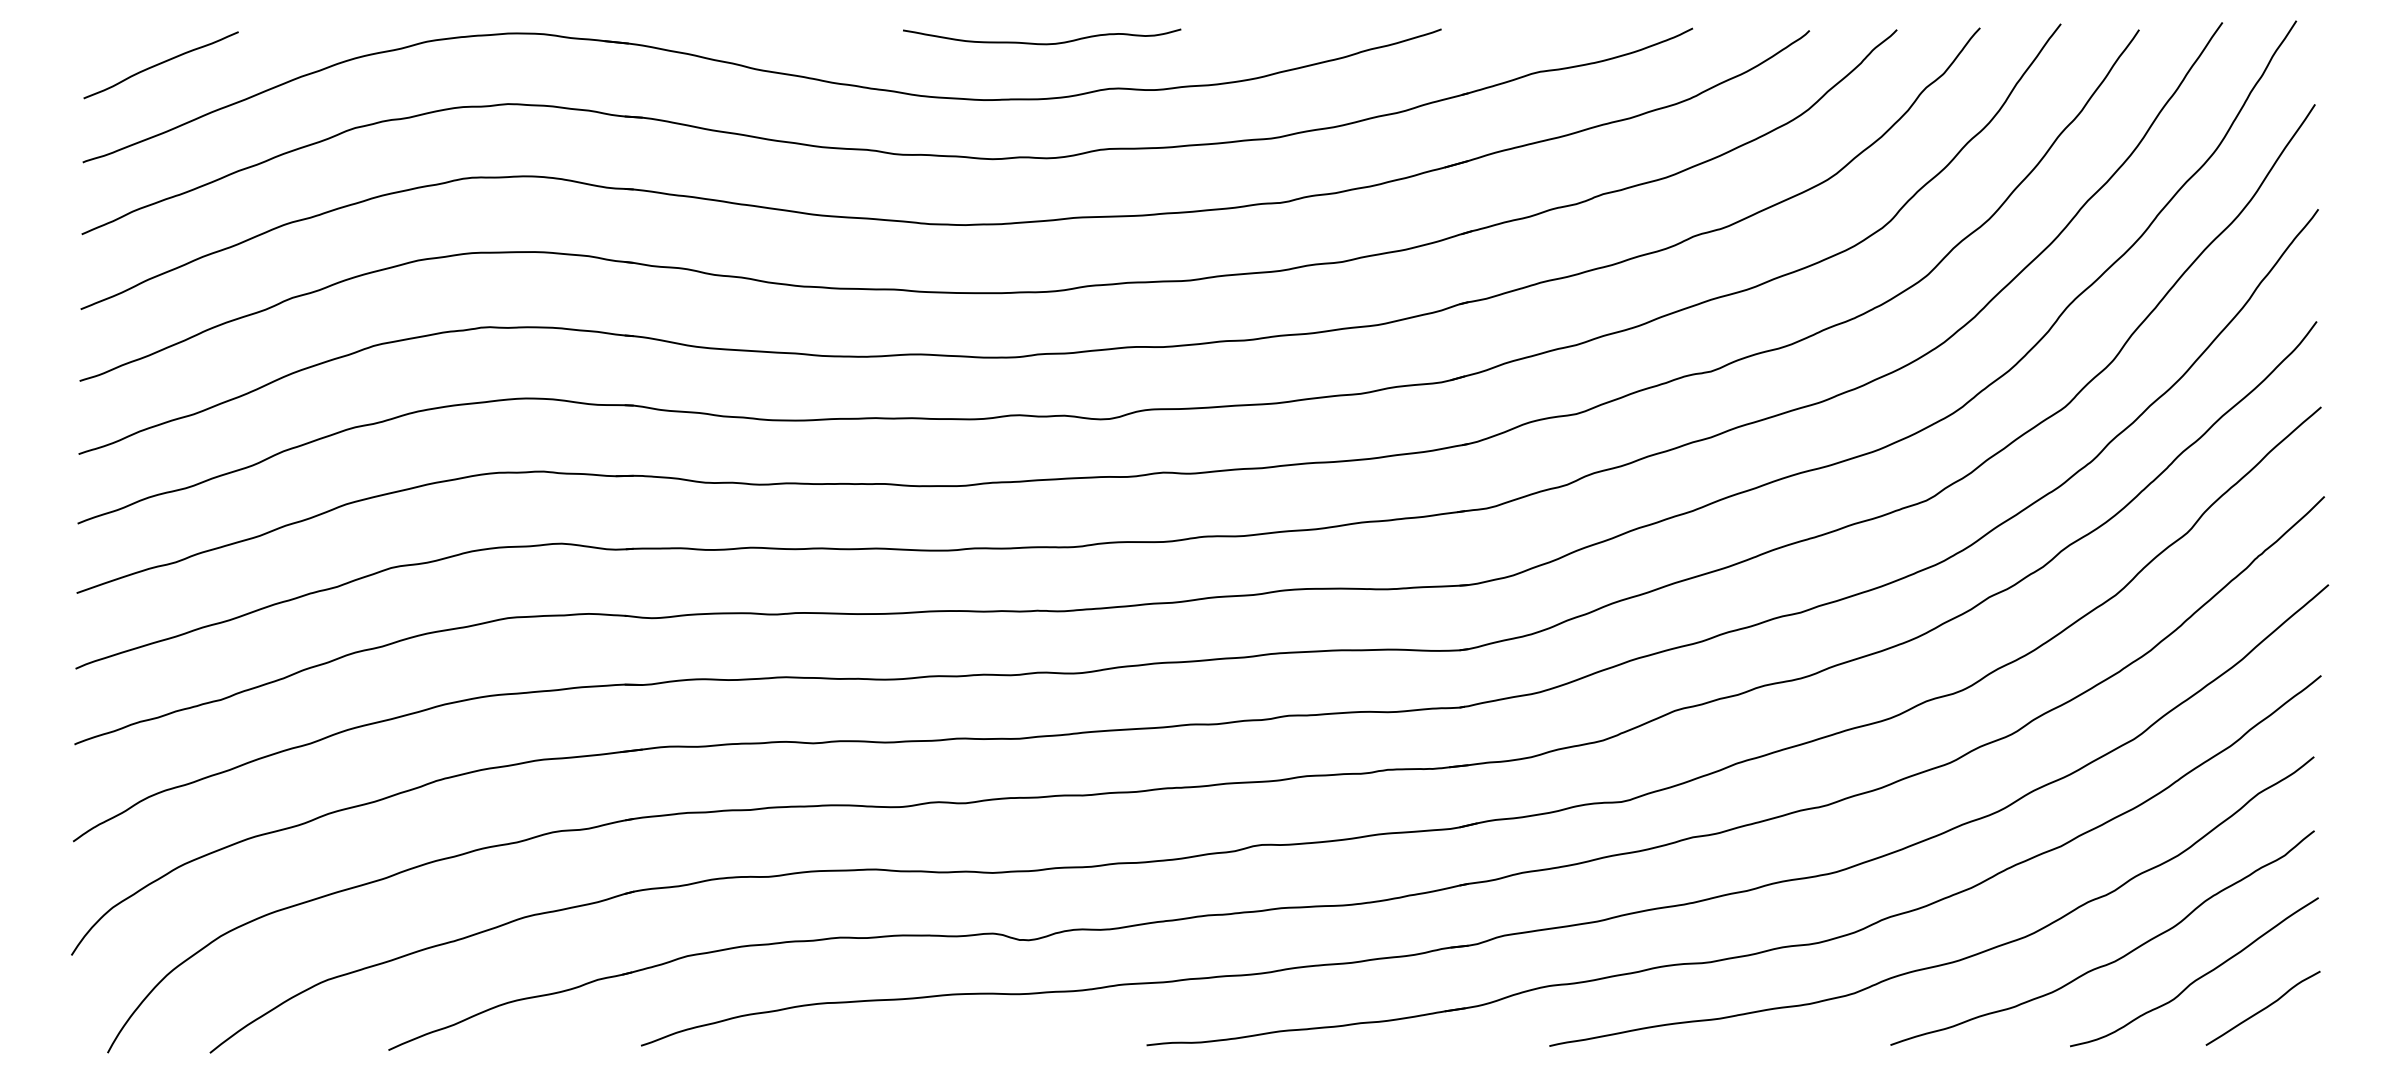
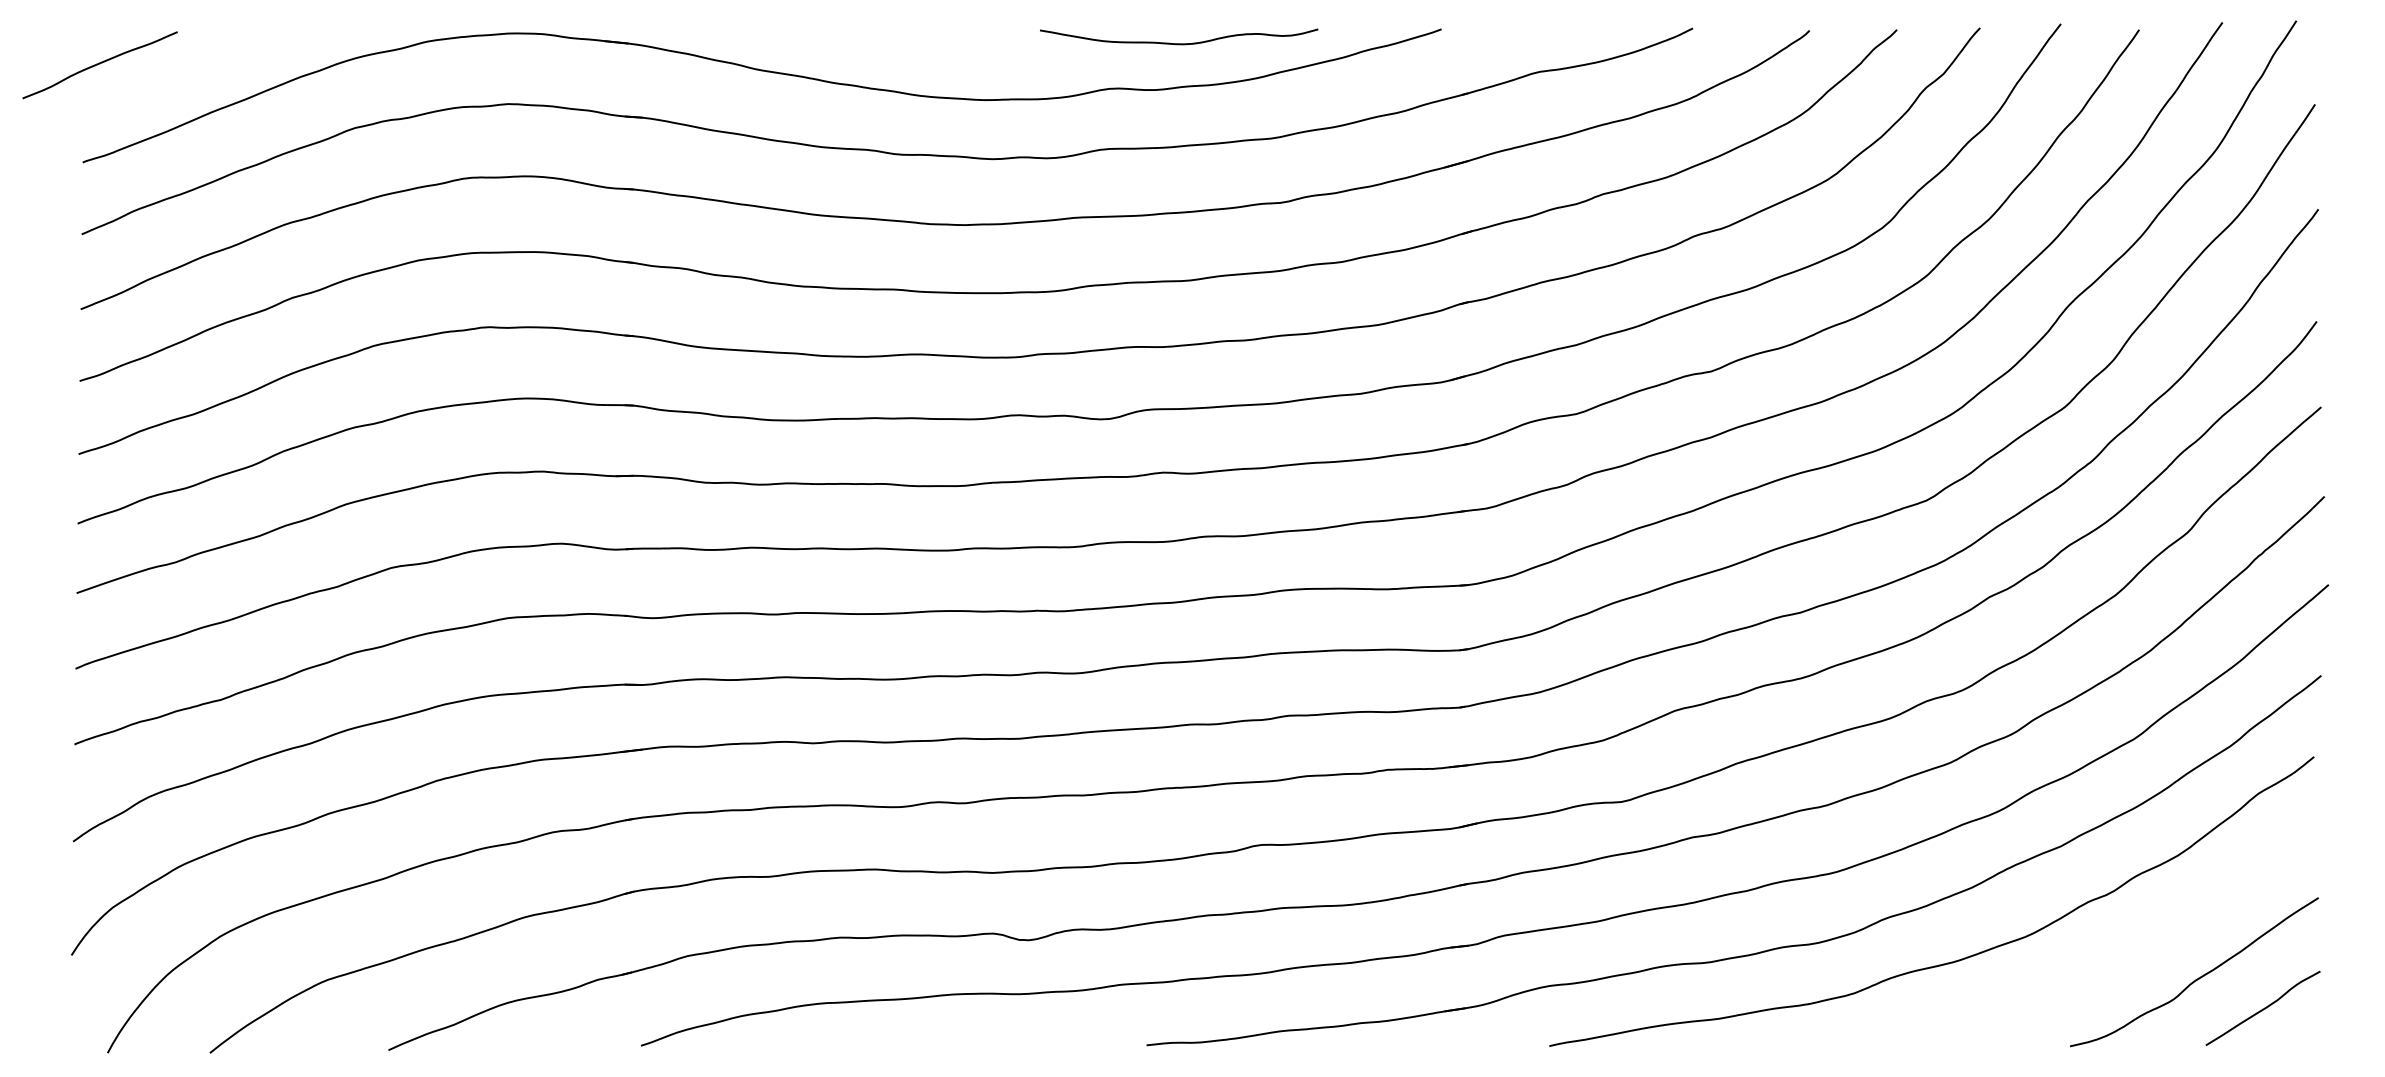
curve position: (1042, 43) -> (1179, 43) (1179, 43)
curve position: (160, 64) -> (99, 64) (99, 64)
curve: present -> none (2114, 960)
